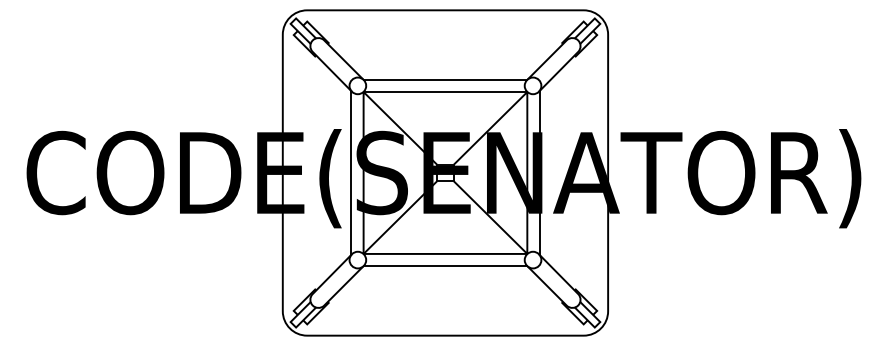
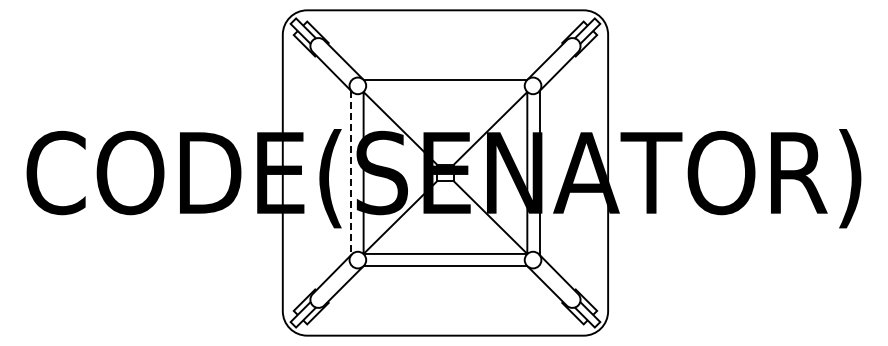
line: present -> none (445, 92)
line: solid -> dashed (351, 173)
